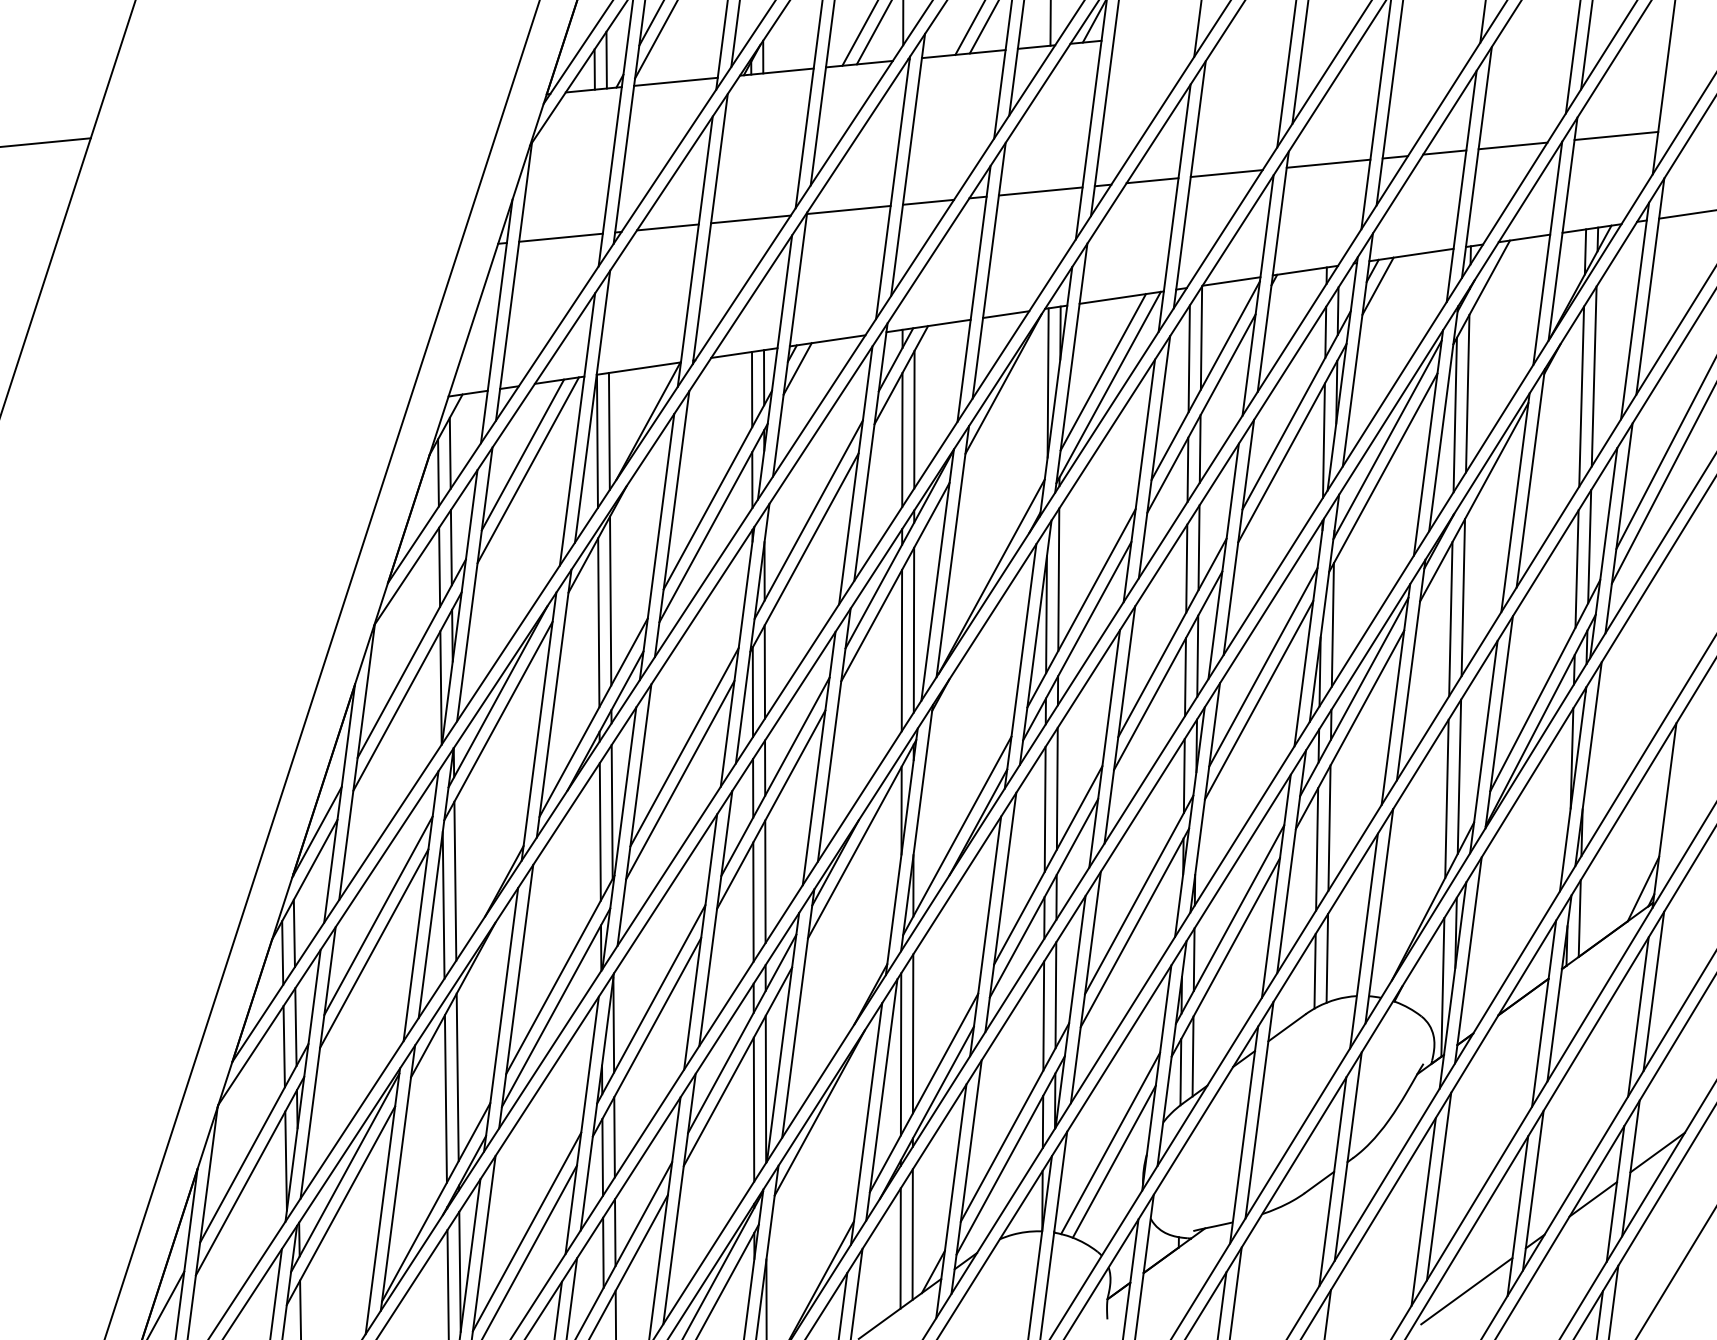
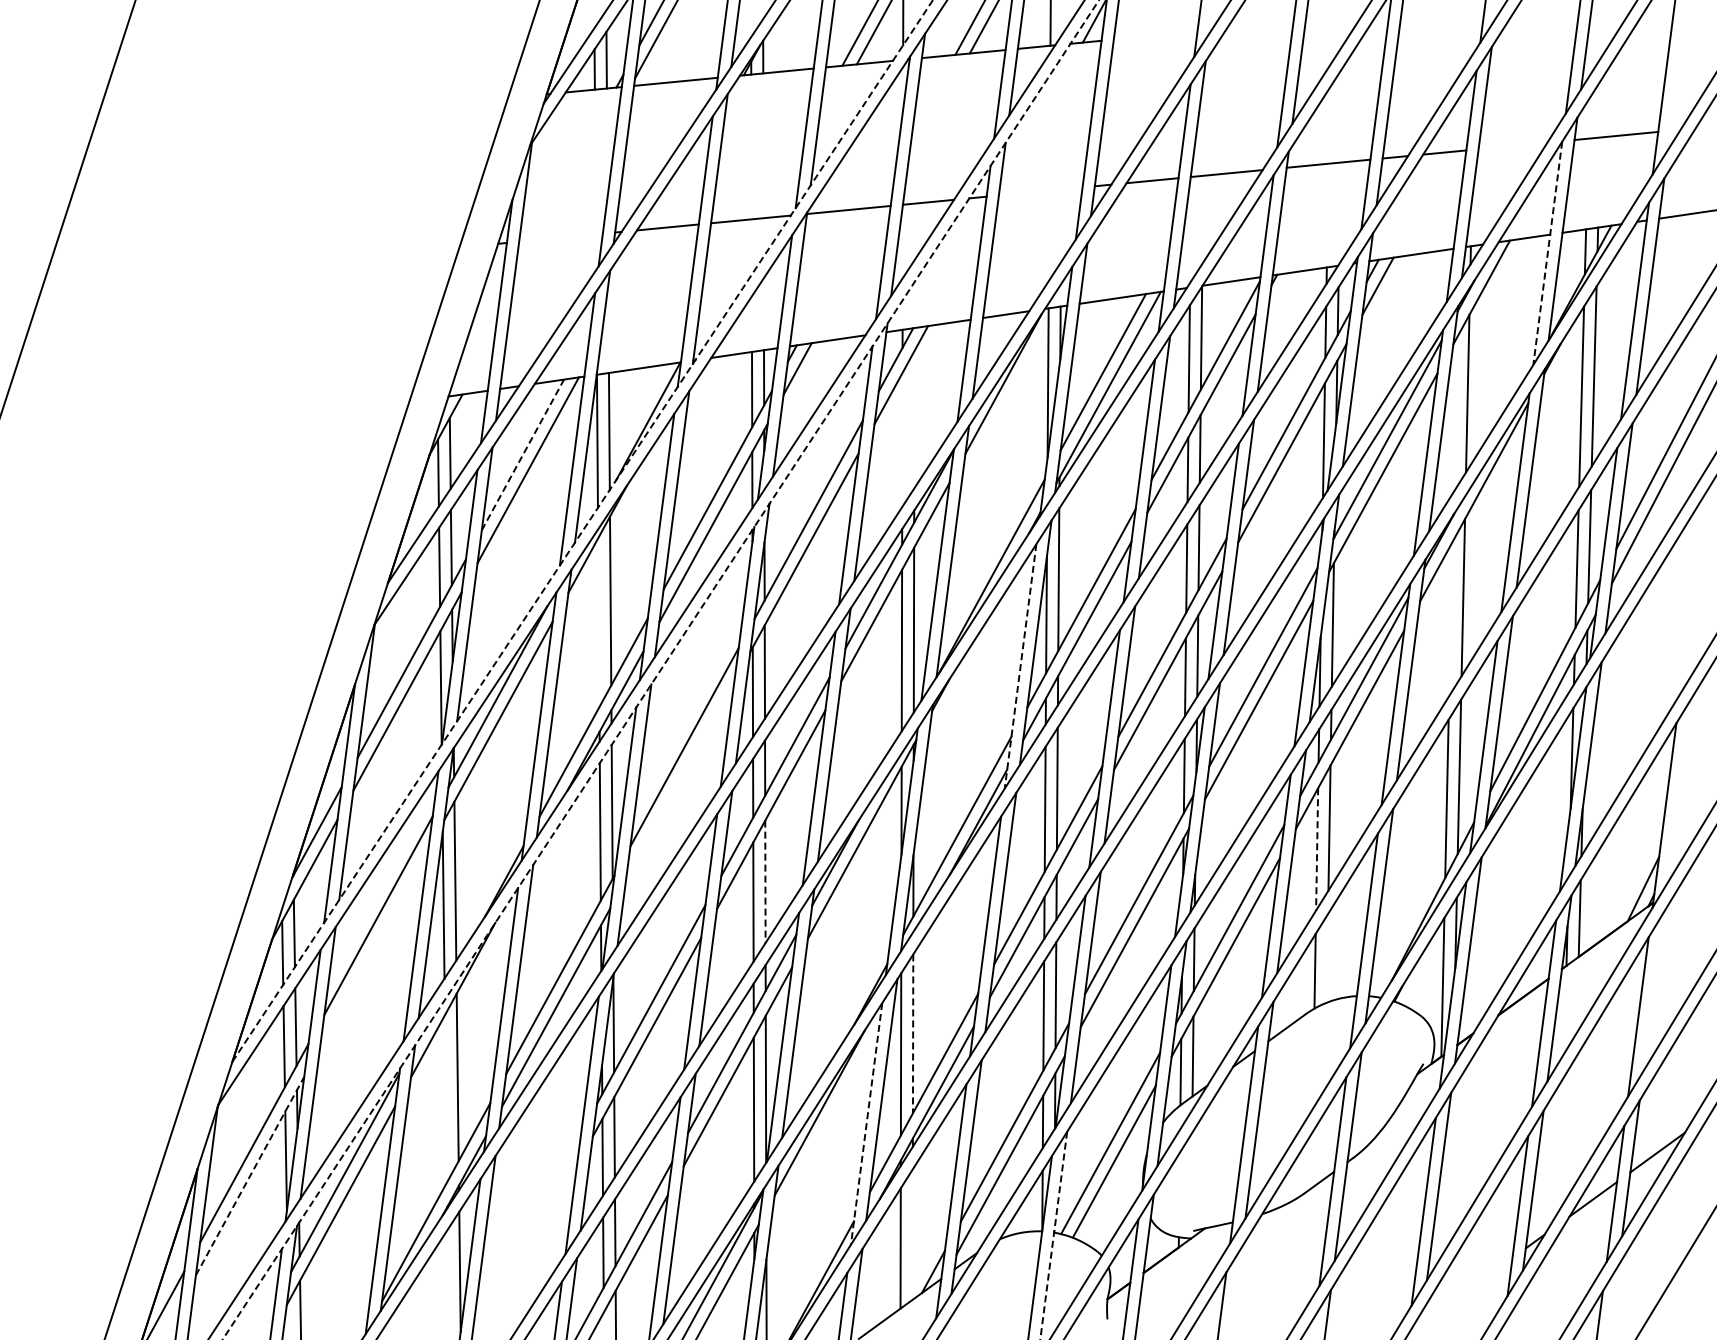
line: present -> none (46, 142)
line: present -> none (1512, 145)
line: present -> none (1040, 191)
line: present -> none (560, 237)
line: solid -> dashed (1547, 253)
line: present -> none (1454, 414)
line: present -> none (914, 419)
line: present -> none (902, 440)
line: solid -> dashed (522, 454)
line: solid -> dashed (582, 530)
line: present -> none (1450, 619)
line: present -> none (598, 622)
line: solid -> dashed (1020, 666)
line: solid -> dashed (660, 669)
line: present -> none (680, 779)
line: solid -> dashed (1317, 849)
line: solid -> dashed (765, 882)
line: present -> none (374, 948)
line: present -> none (1327, 958)
line: present -> none (1653, 991)
line: solid -> dashed (913, 1034)
line: present -> none (445, 1098)
line: solid -> dashed (866, 1123)
line: solid -> dashed (250, 1175)
line: present -> none (526, 1231)
line: present -> none (912, 1234)
line: solid -> dashed (1053, 1235)
line: present -> none (529, 1250)
line: present -> none (447, 1283)
line: present -> none (1235, 1291)
line: present -> none (1466, 1291)
line: present -> none (1613, 1300)
